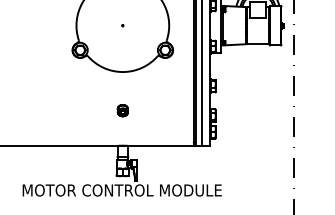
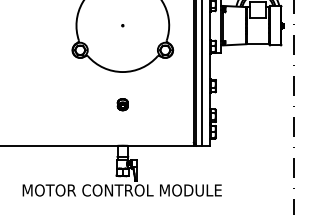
part position: (122, 110) -> (122, 104) (122, 104)
